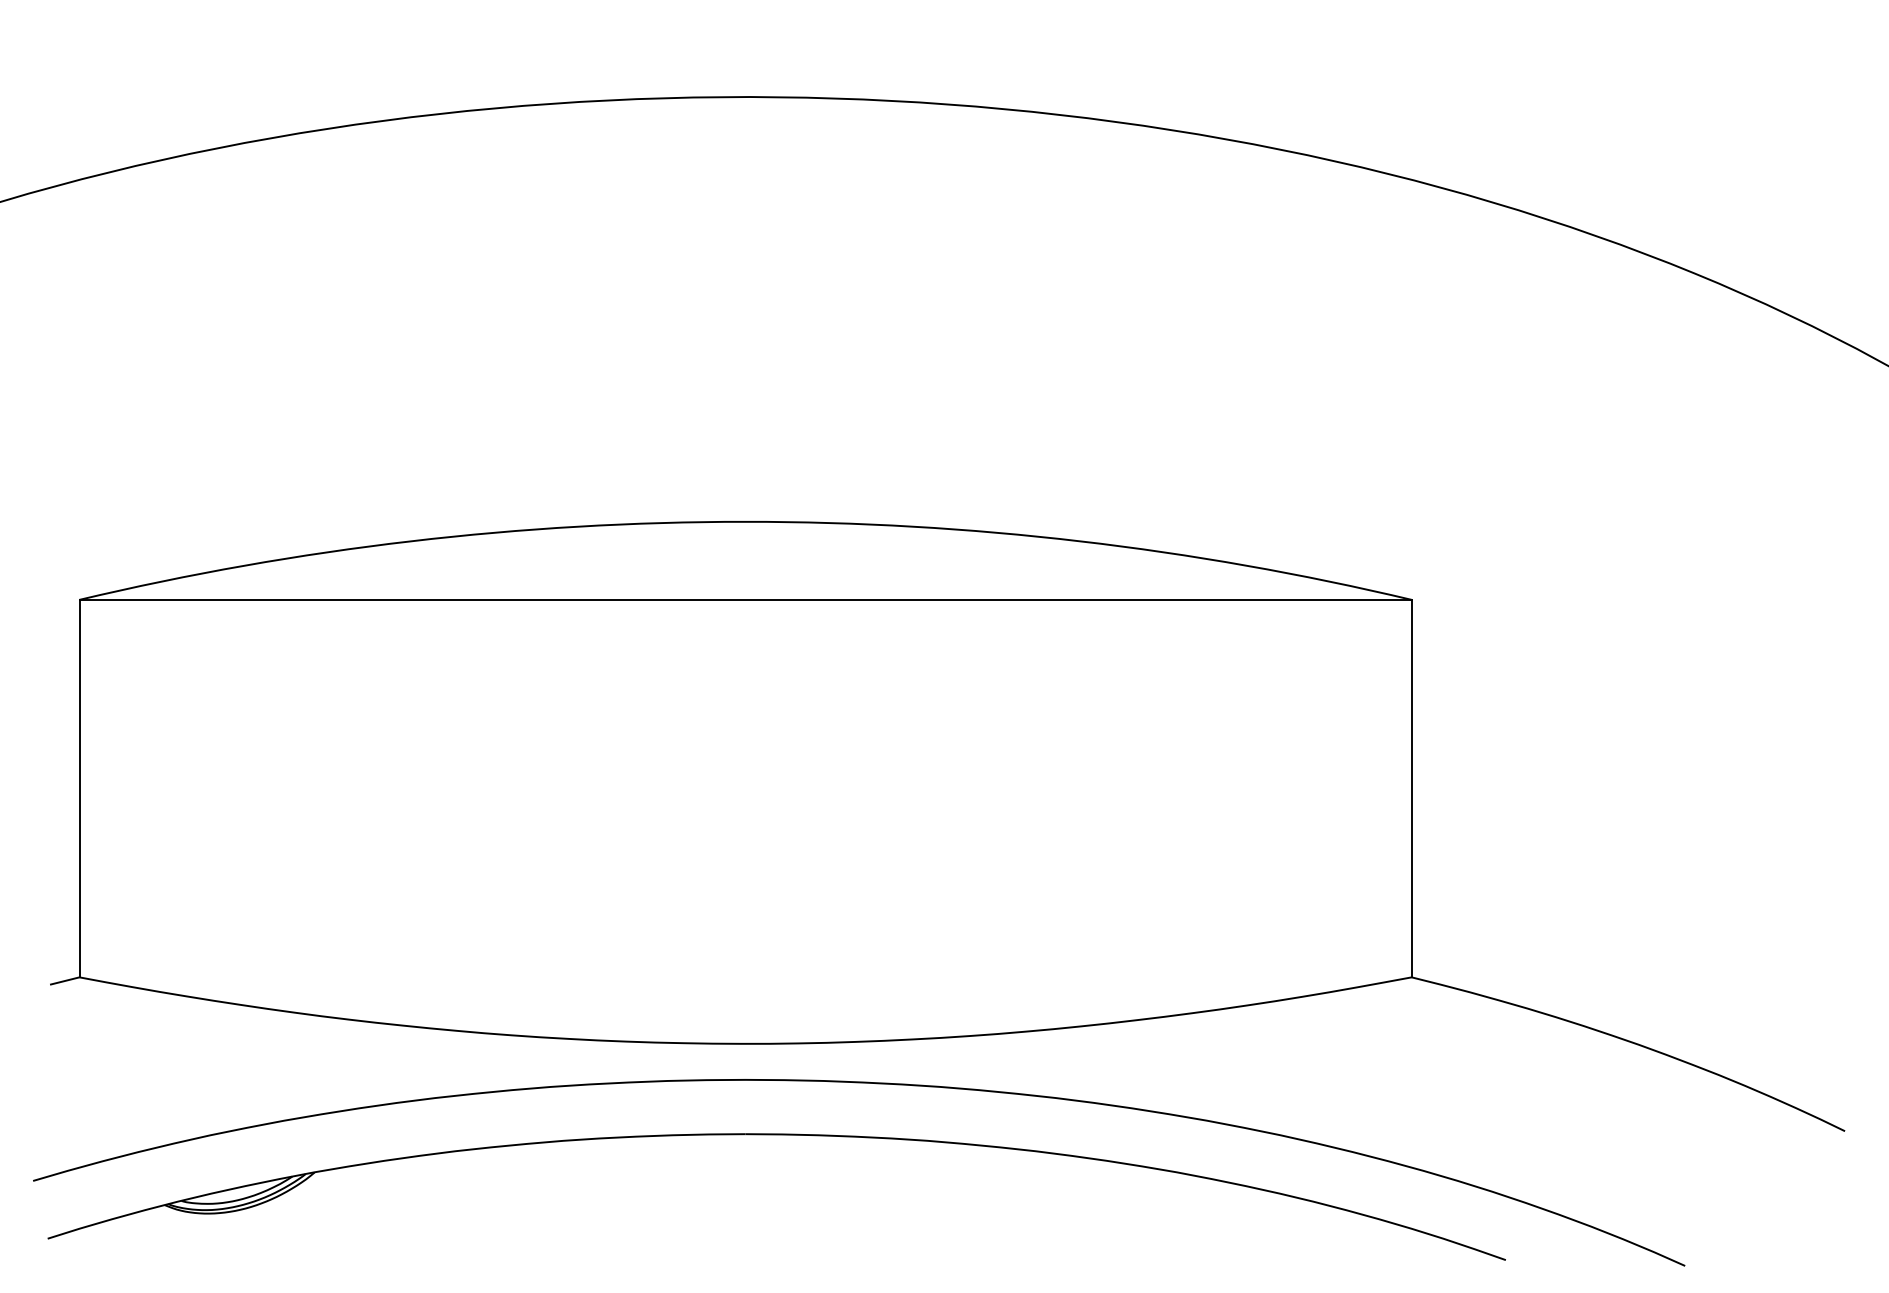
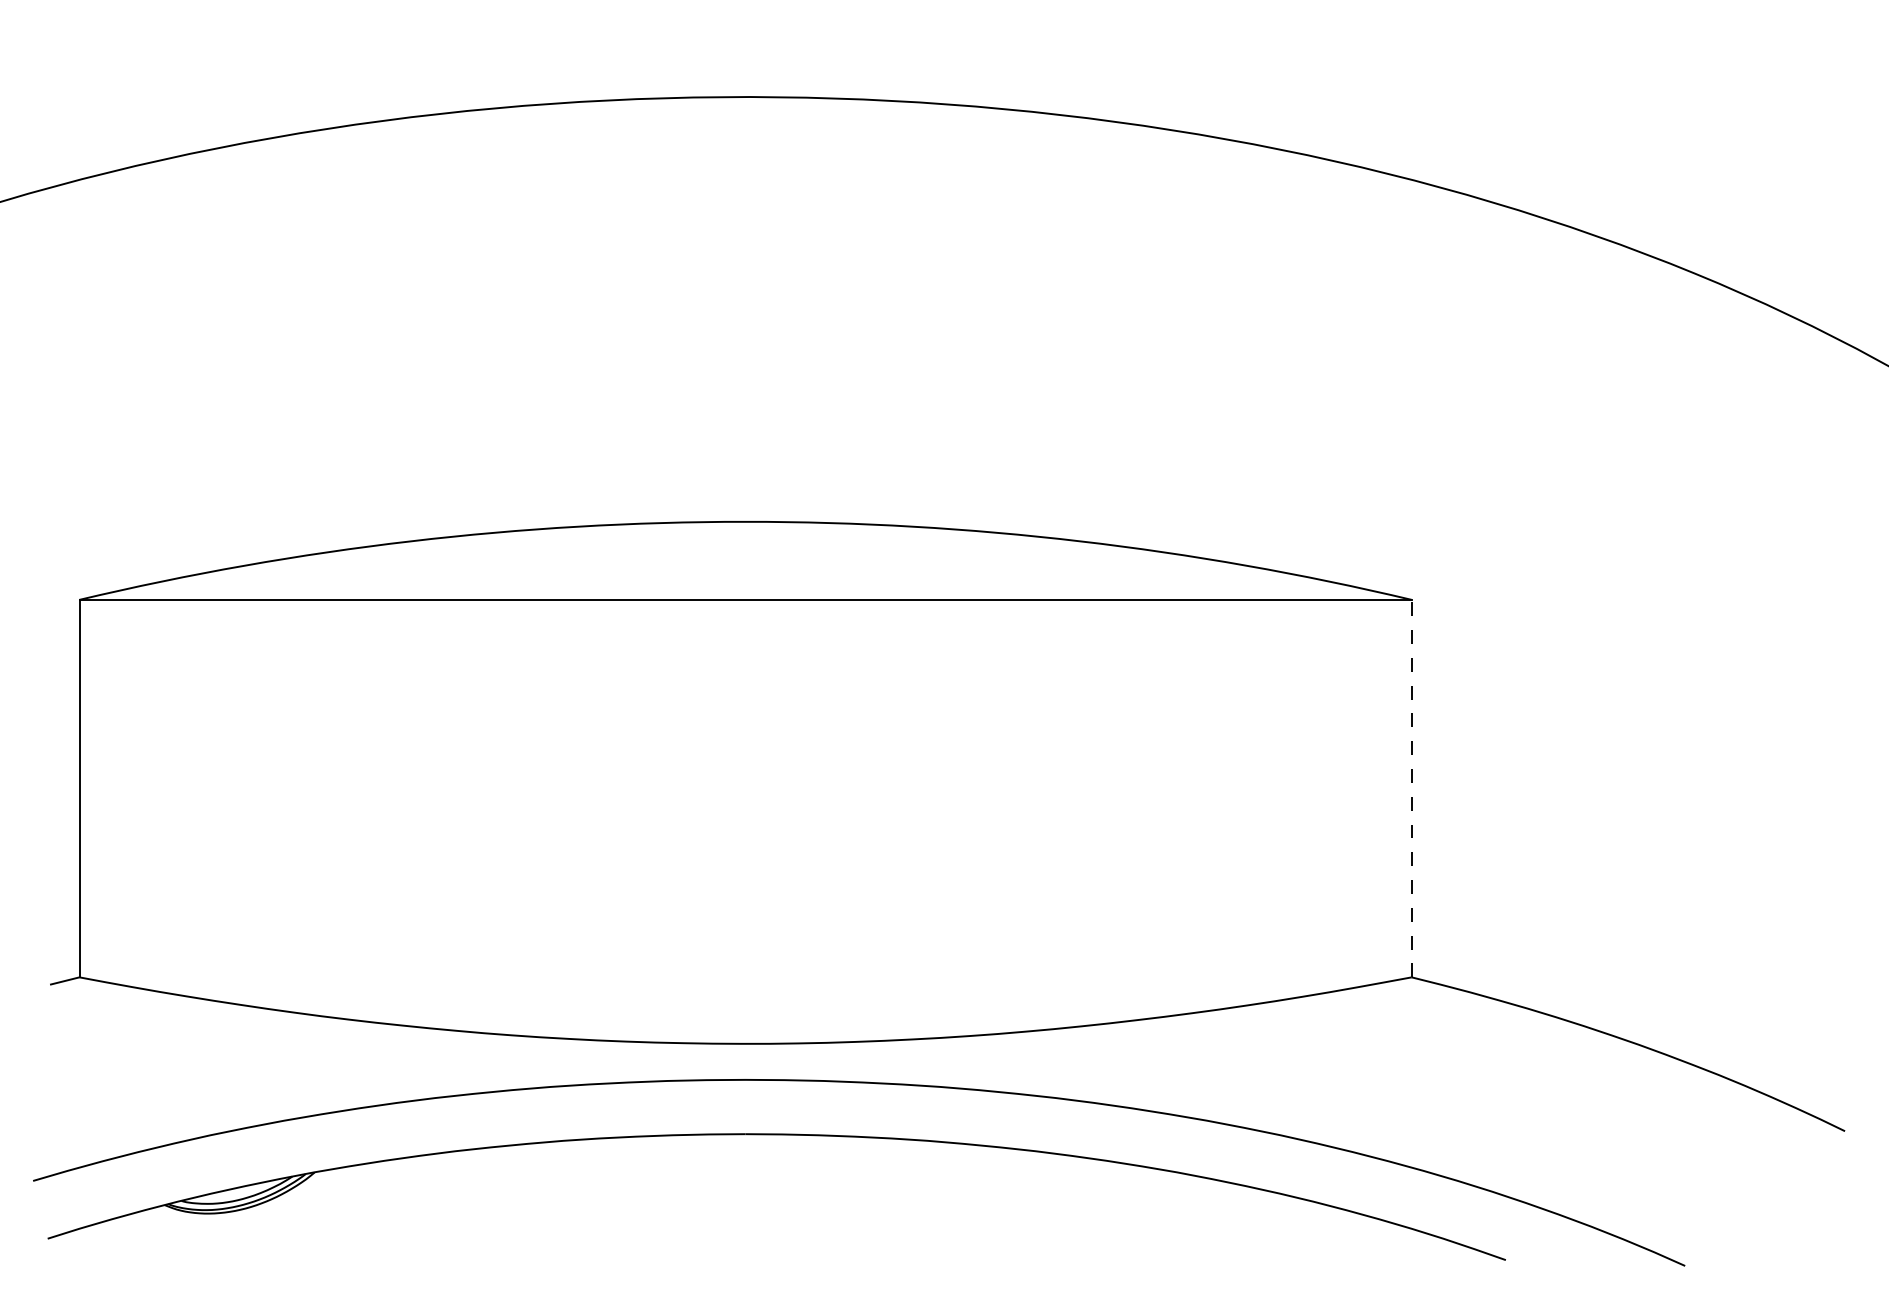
line: solid -> dashed (1411, 788)
